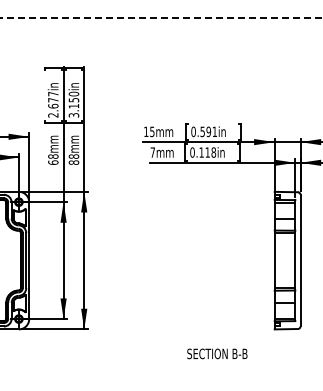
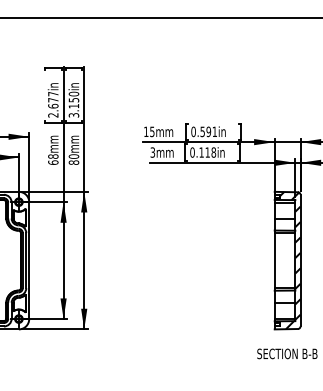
line: dashed -> solid (161, 18)
text: 7mm -> 3mm (152, 152)
text: 88mm -> 80mm (73, 156)
hatch: none -> present (288, 260)
text position: (217, 353) -> (287, 353) (287, 353)
